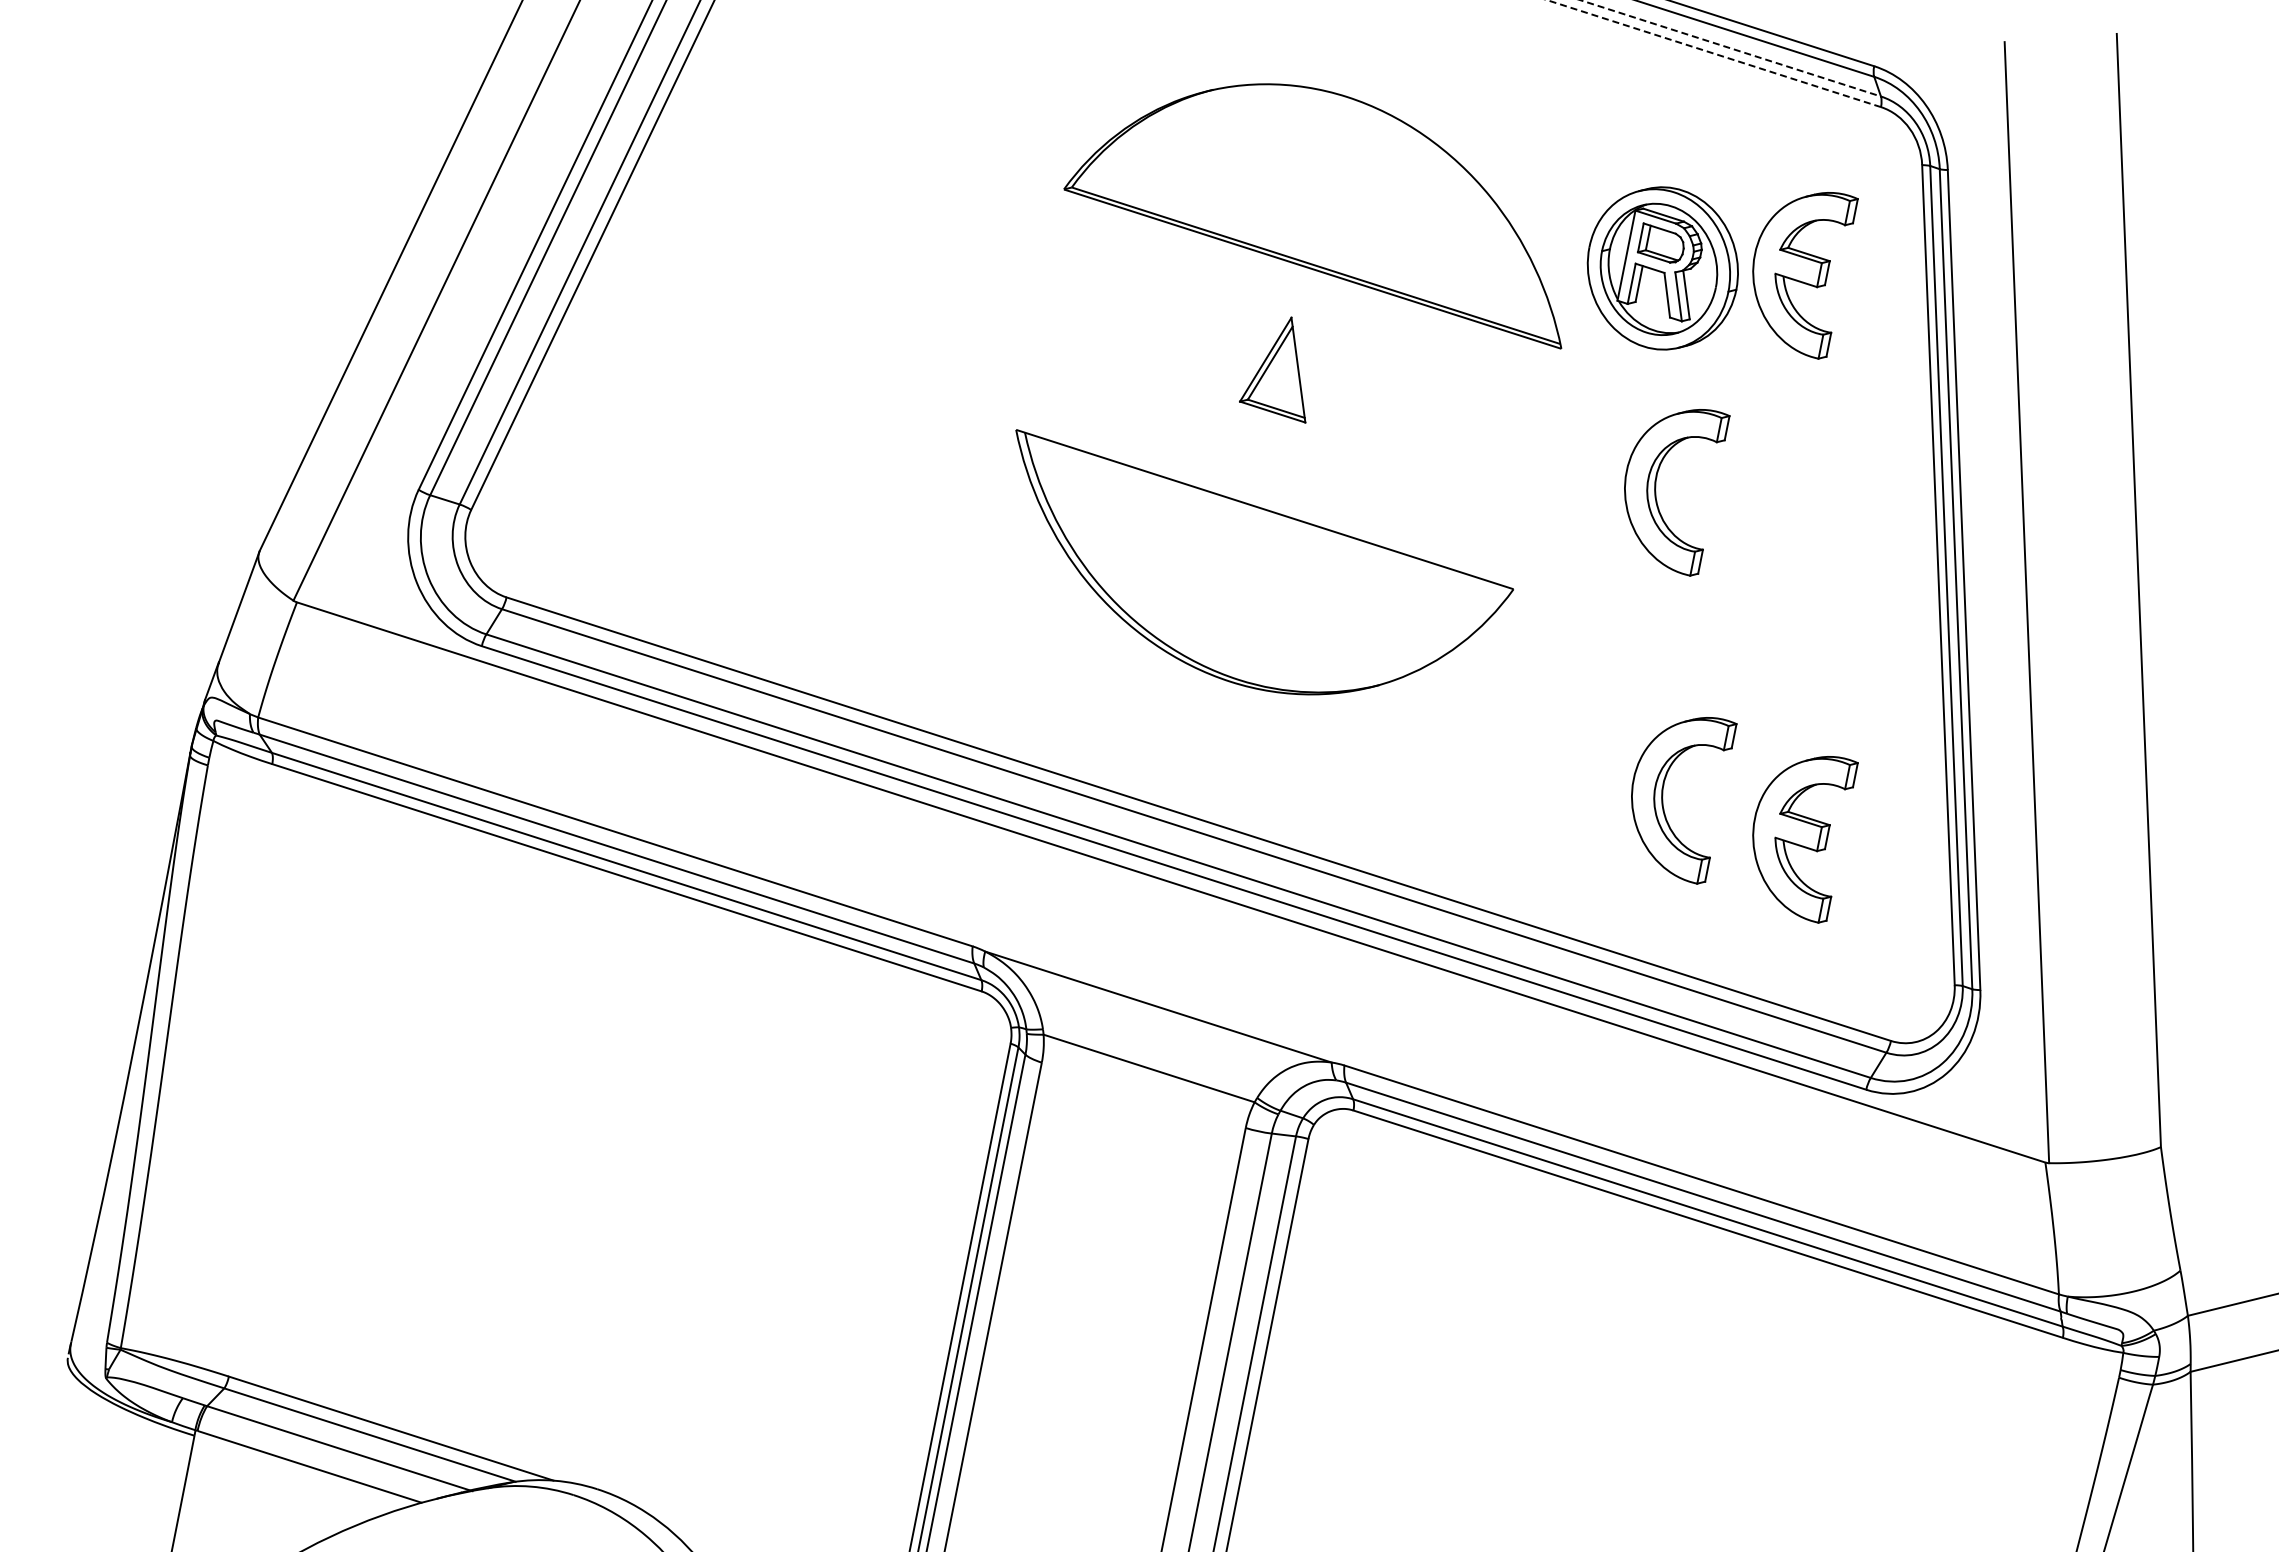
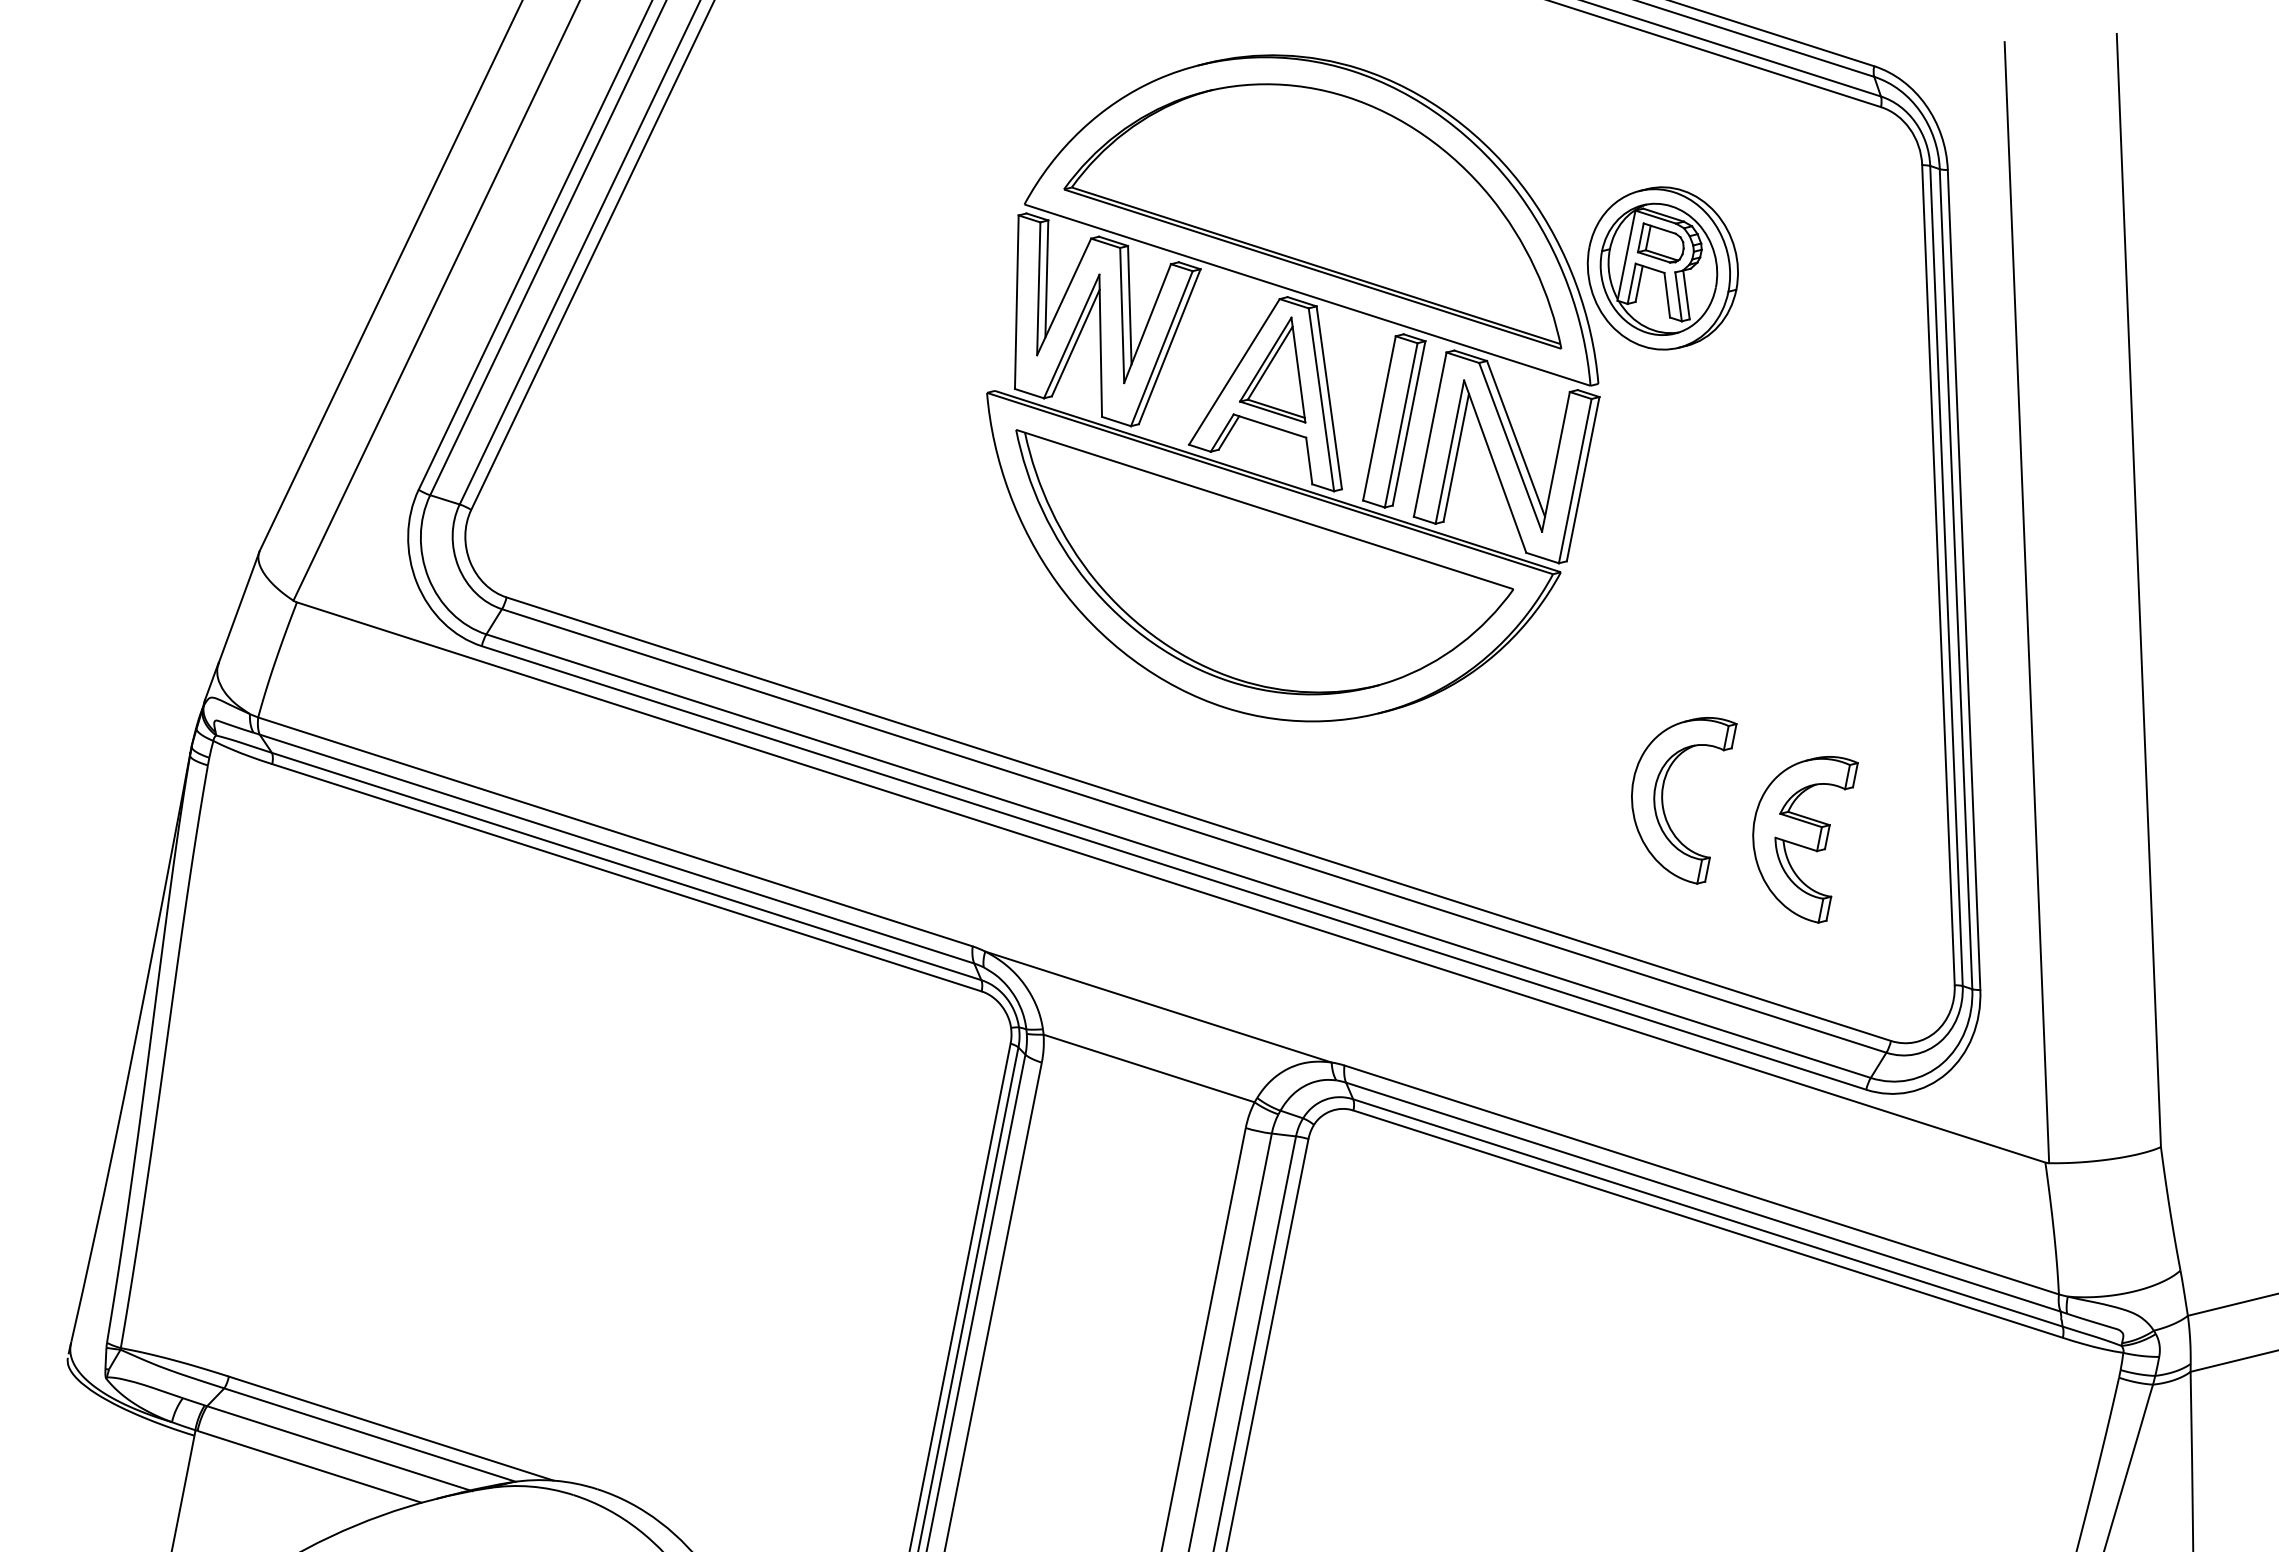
line: dashed -> solid (1730, 48)
line: dashed -> solid (1713, 53)
part: present -> none (1805, 275)
part: none -> present (1293, 388)
part: present -> none (1656, 492)
